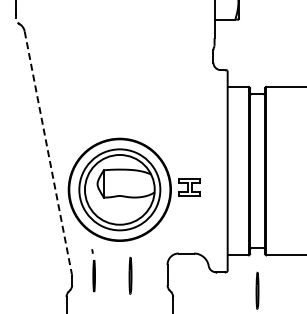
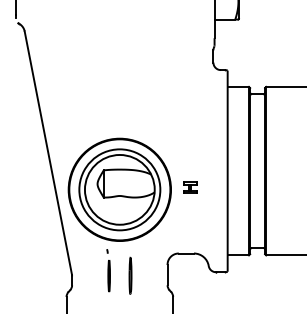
line: dashed -> solid (48, 152)
part size: 23x19 px -> 15x13 px (190, 187)
line position: (93, 270) -> (108, 270) (108, 270)
line: present -> none (257, 290)
